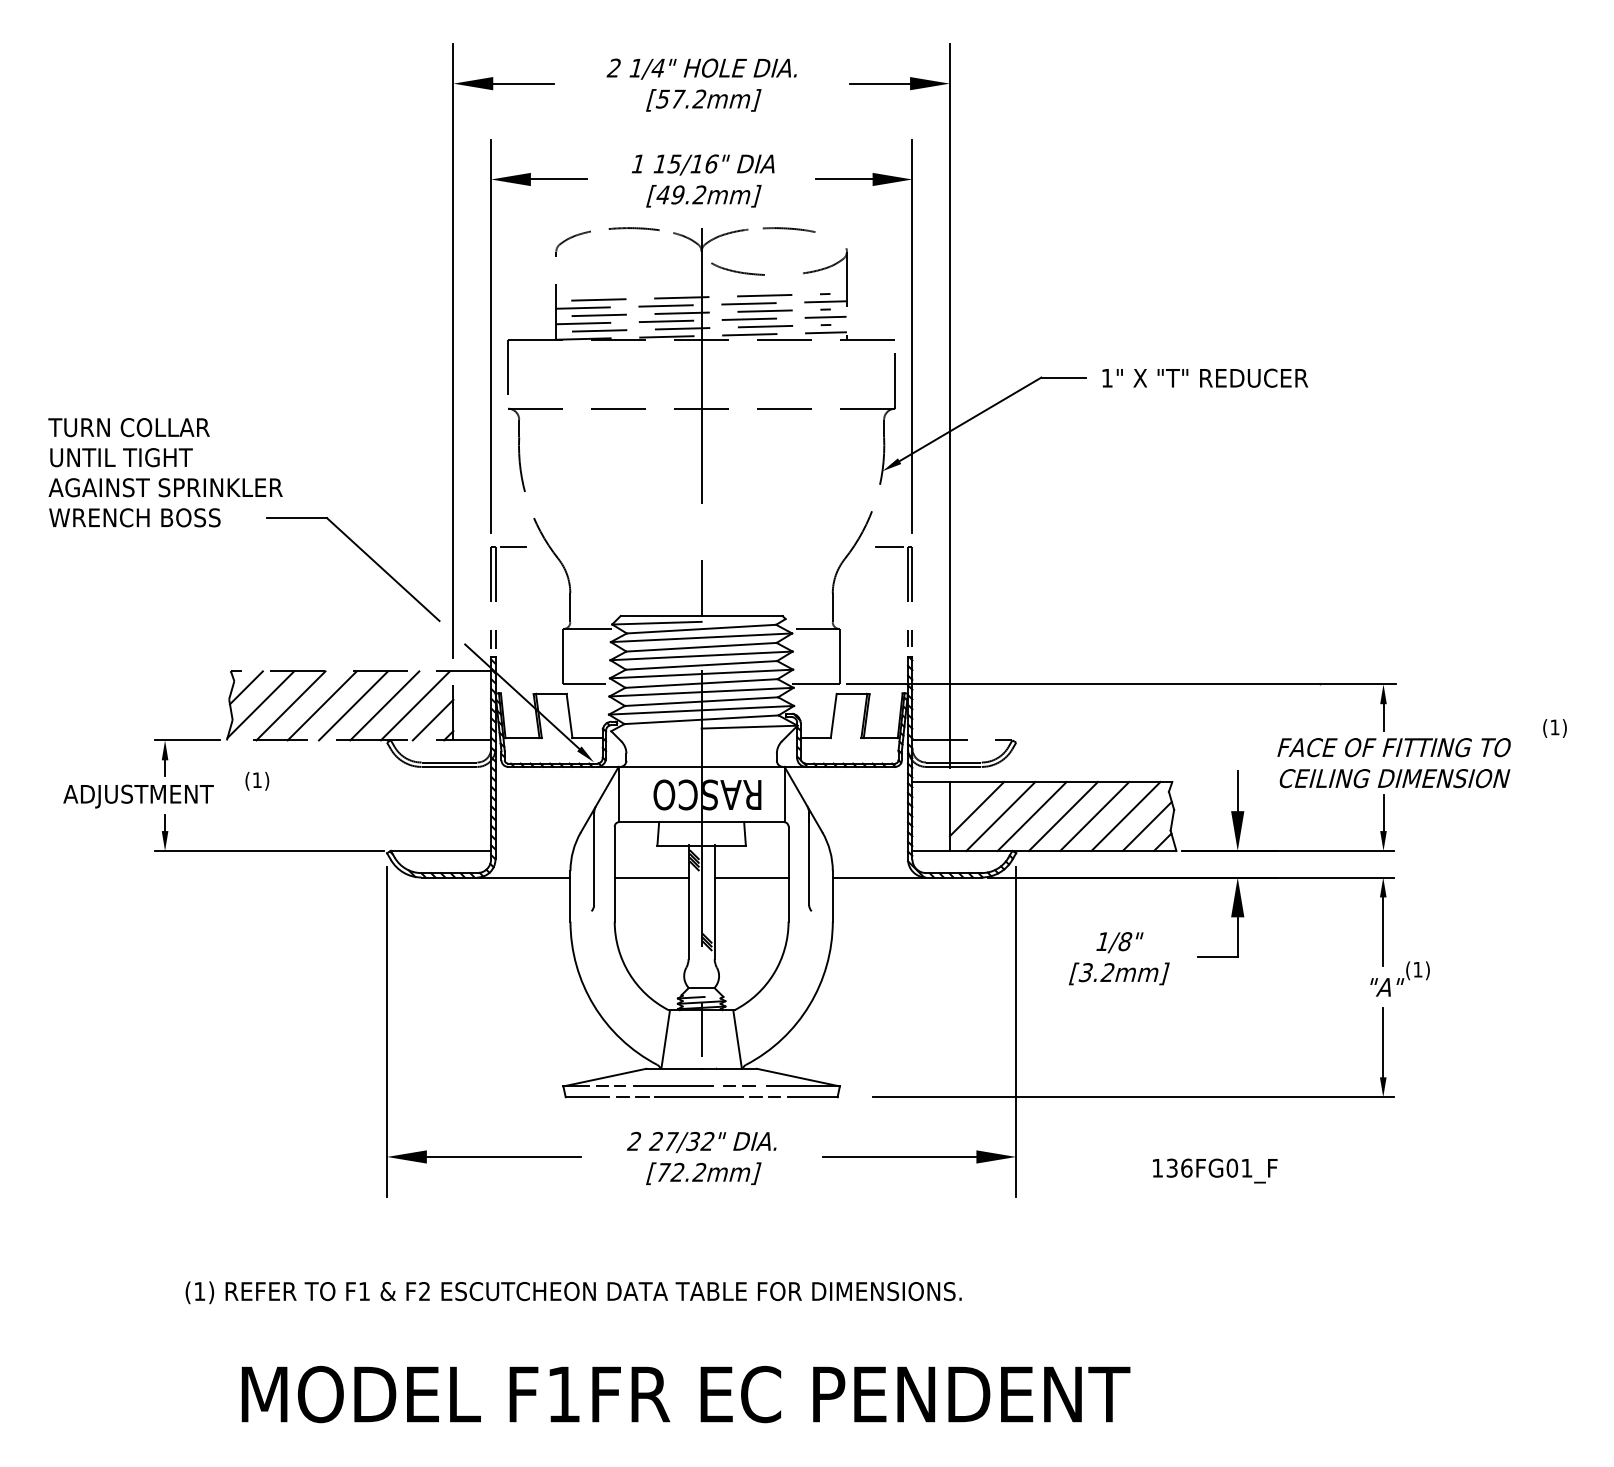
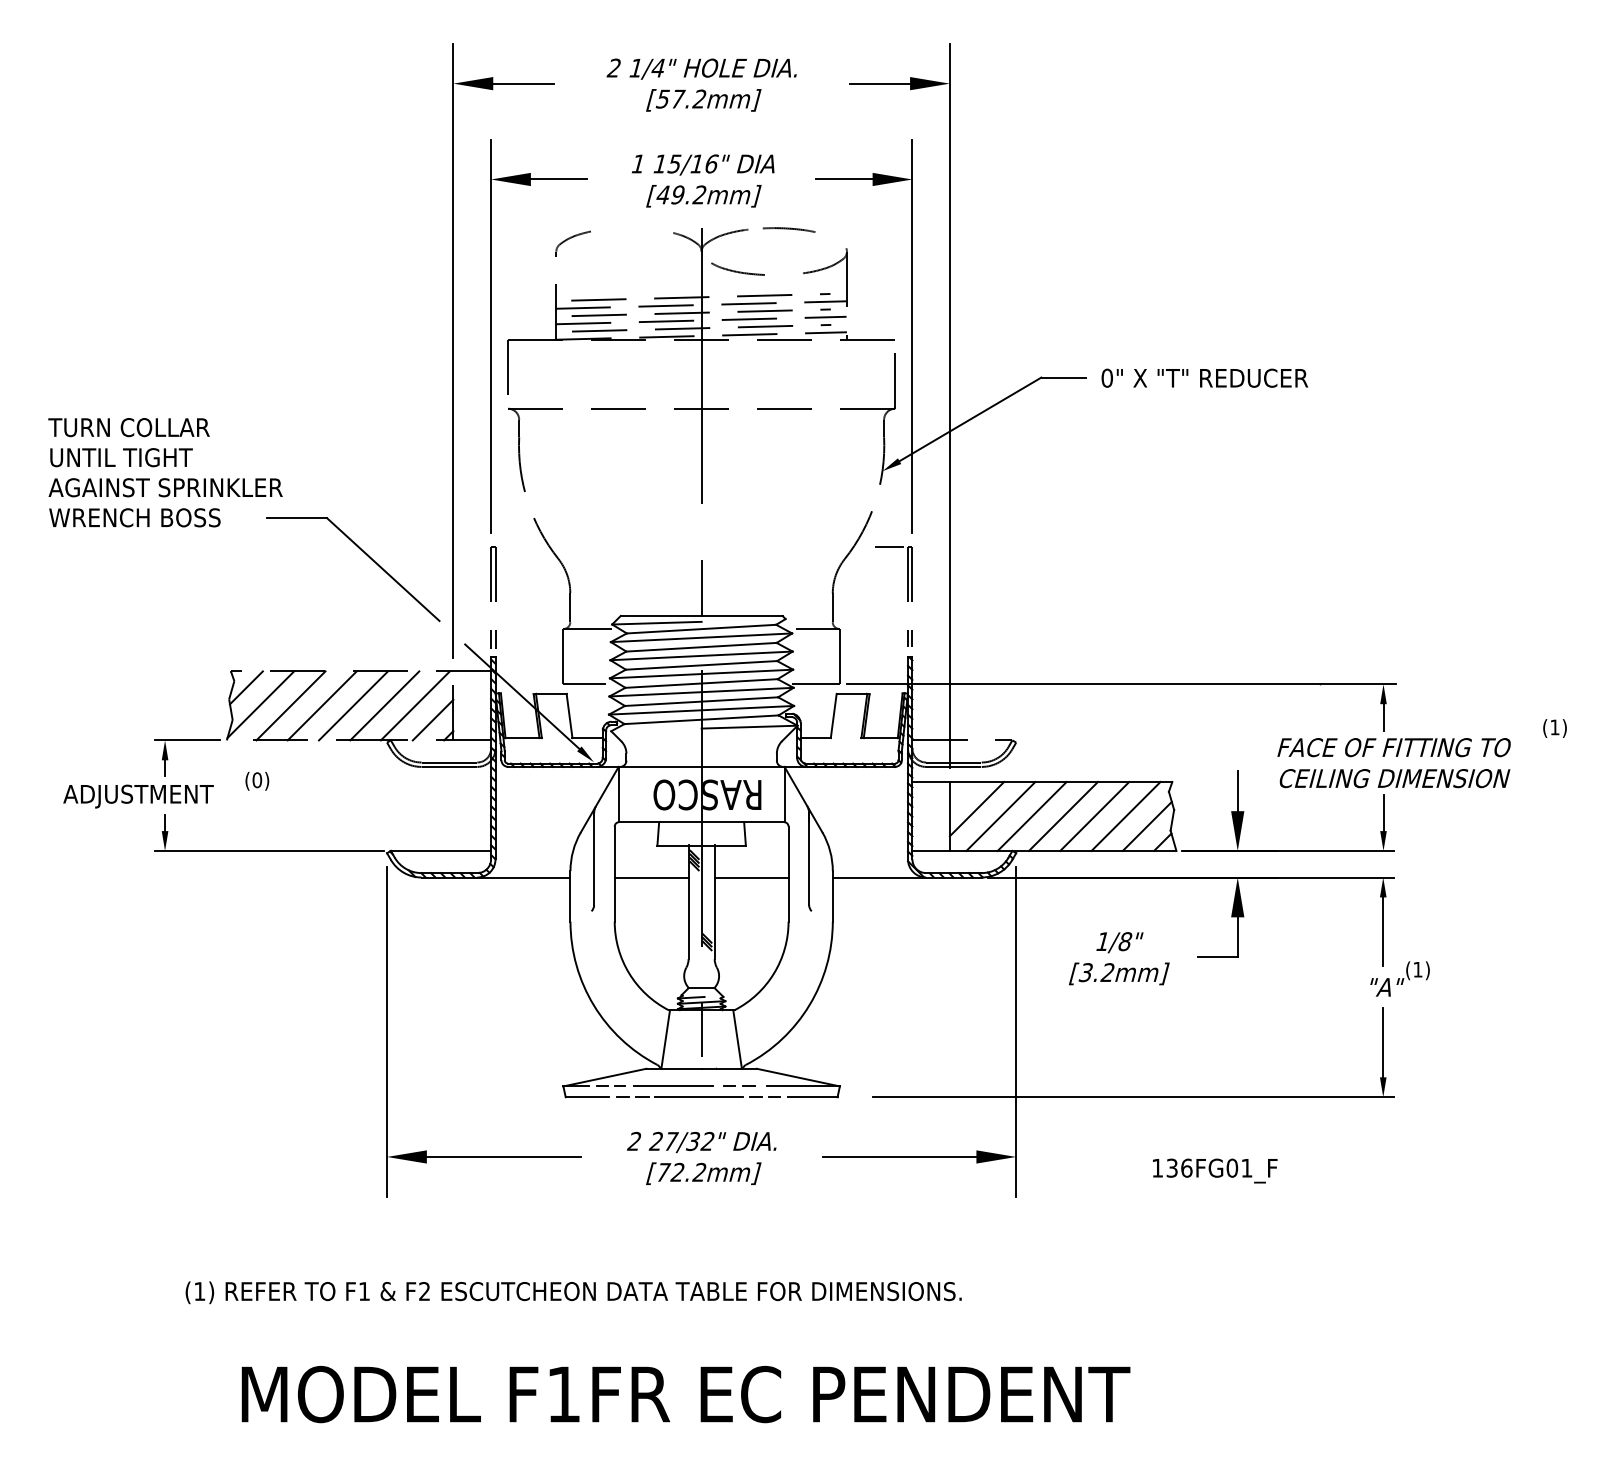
curve: present -> none (633, 229)
text: 1" -> 0" (1107, 377)
line: present -> none (512, 546)
text: (1) -> (0) (257, 780)
